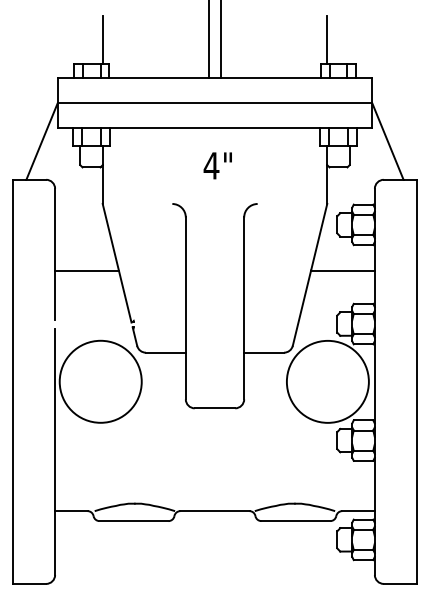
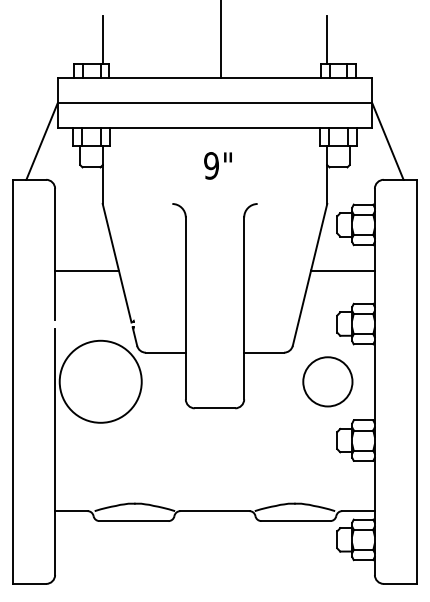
line: present -> none (209, 39)
text: 4" -> 9" (211, 165)
circle diameter: 82 px -> 49 px (327, 381)
